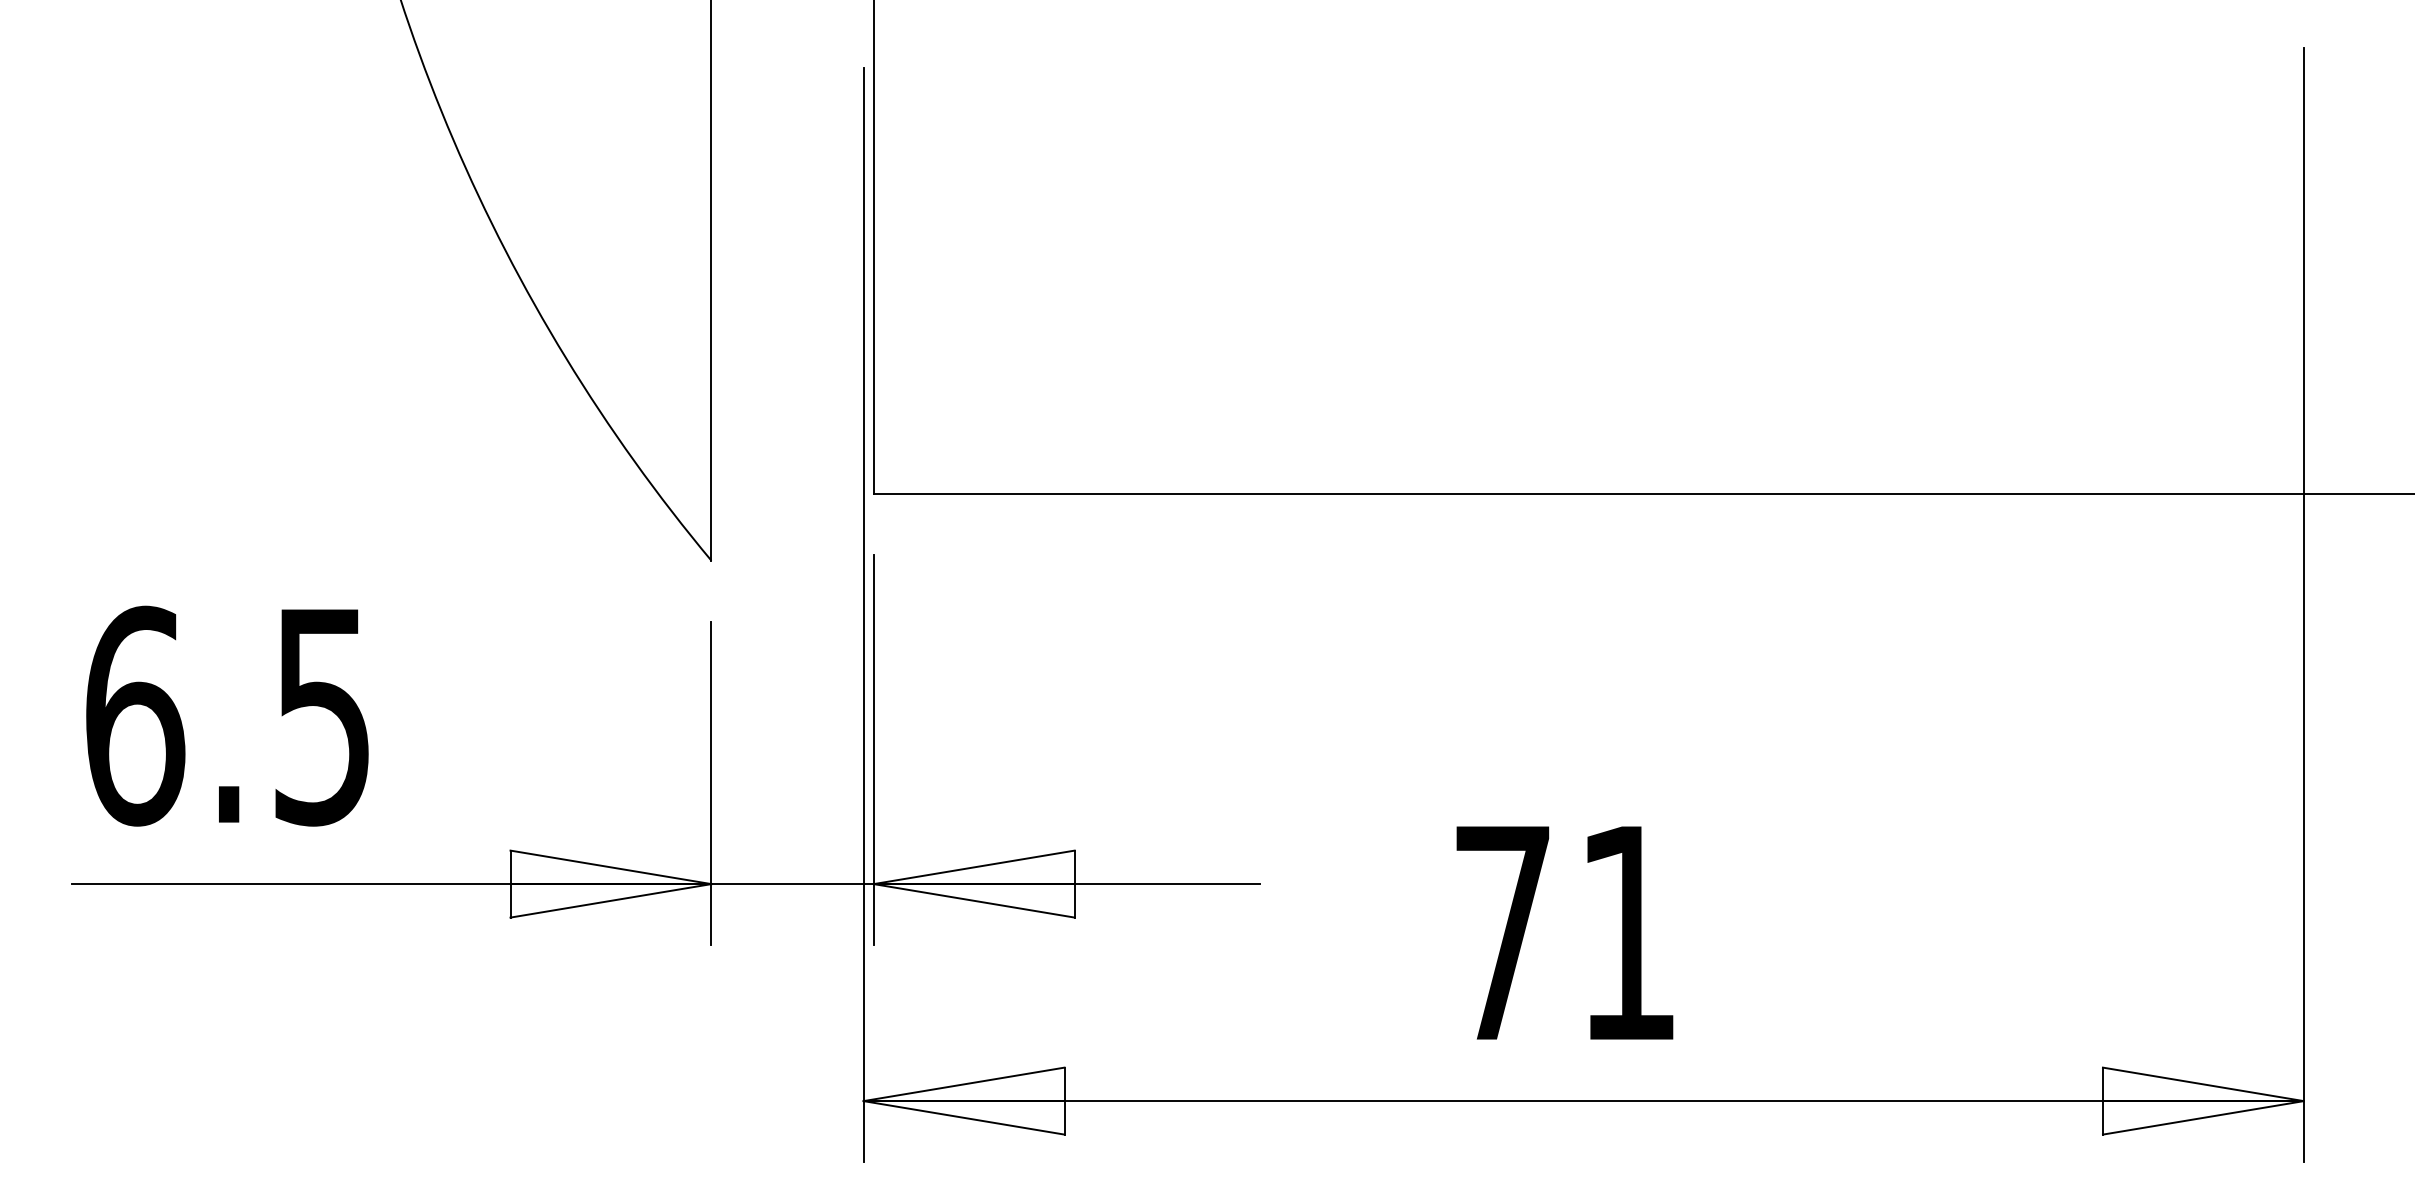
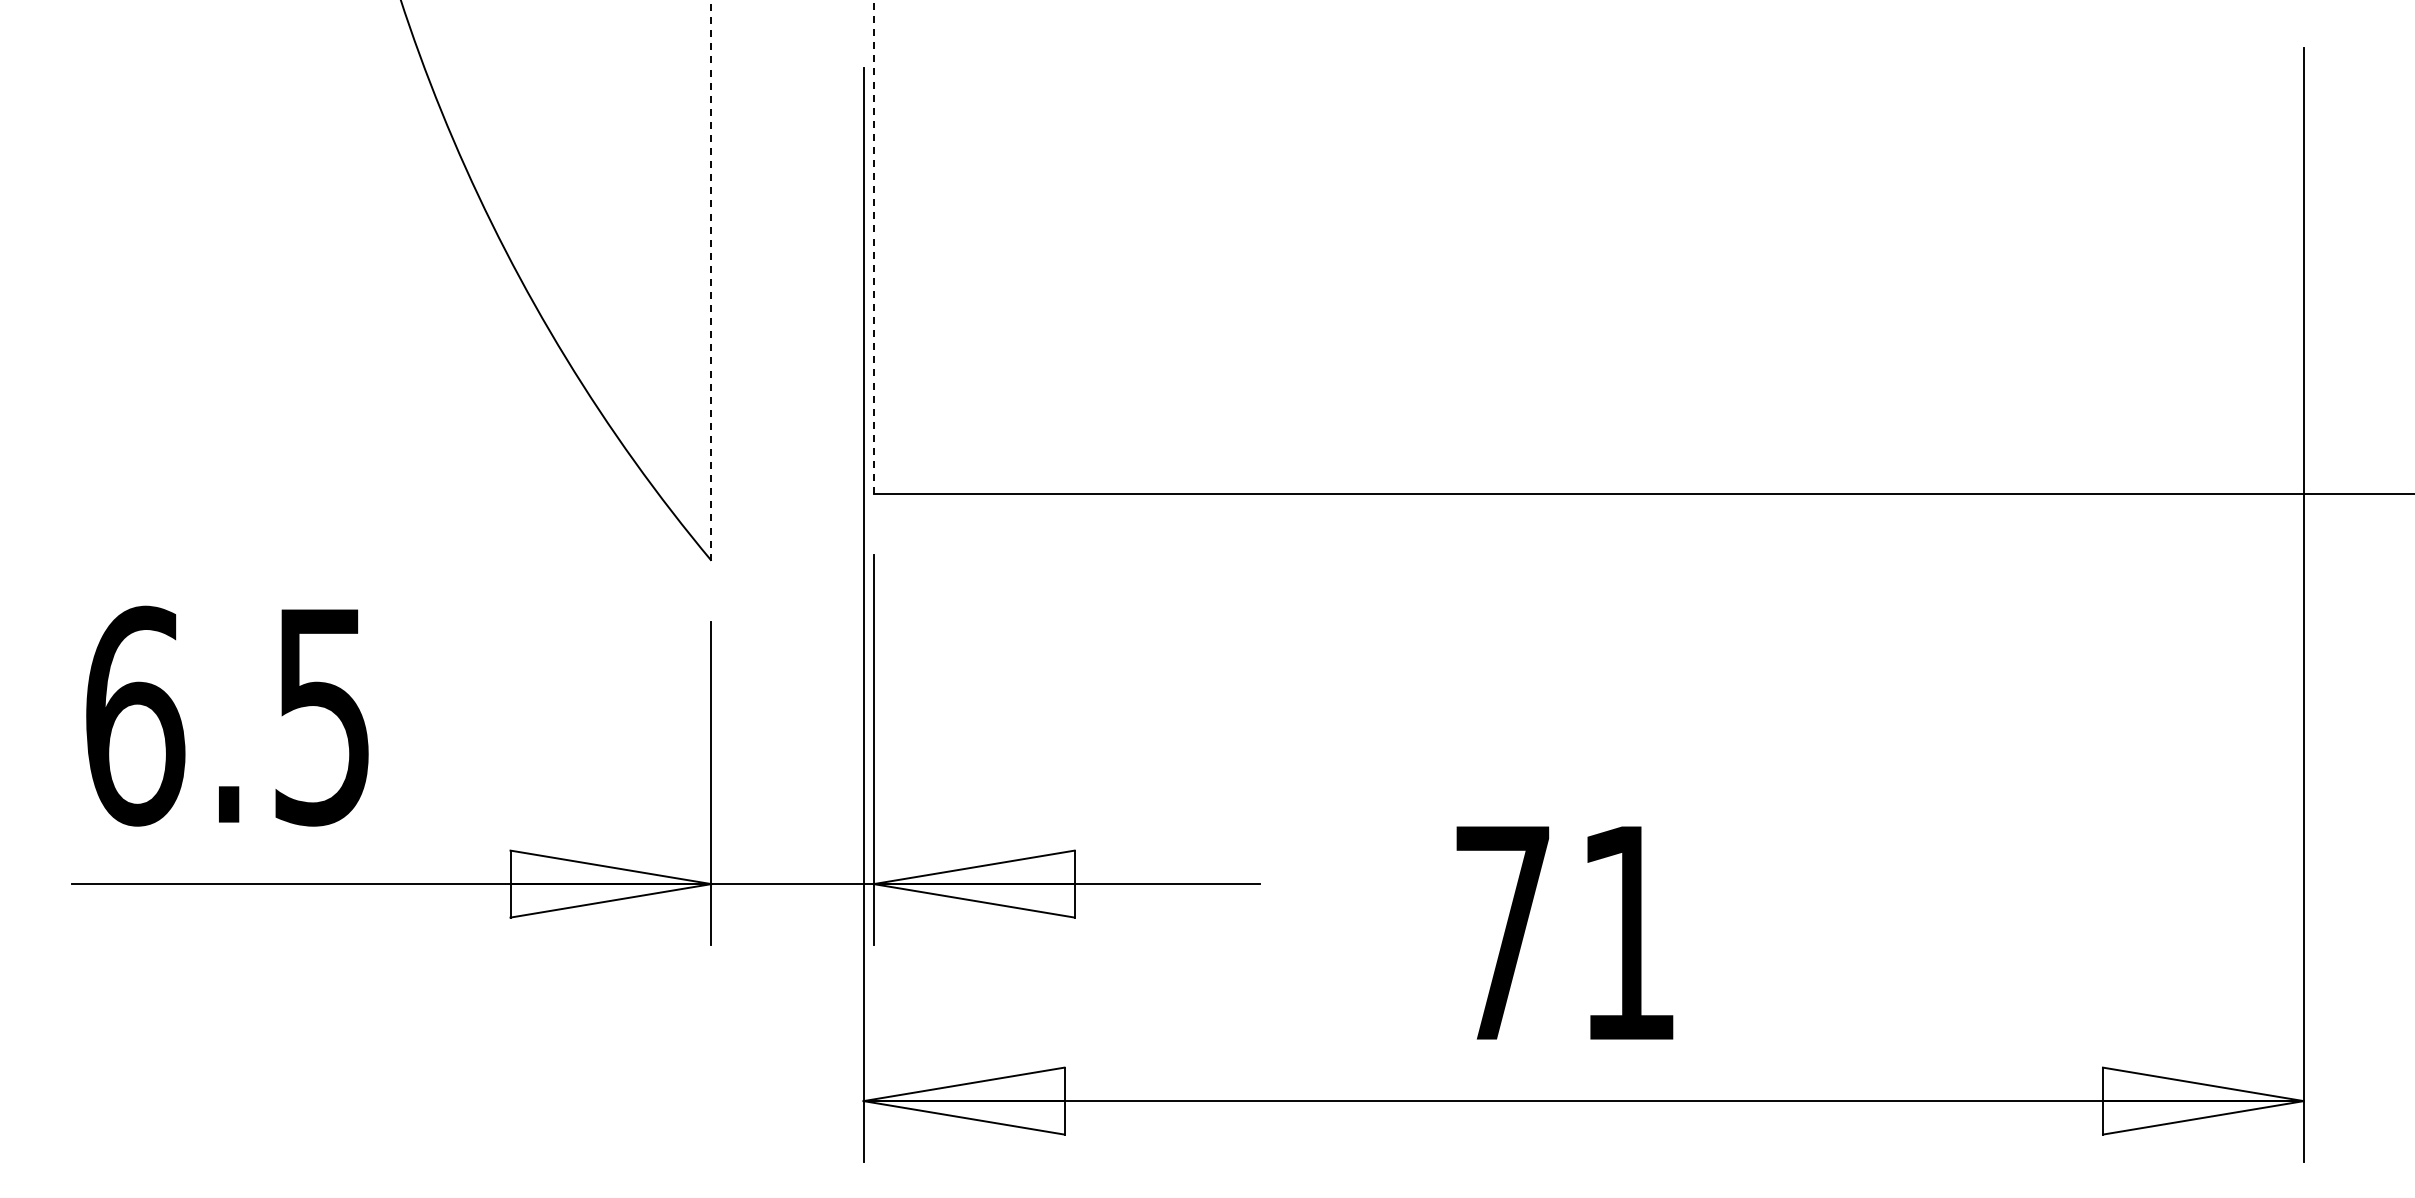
line: solid -> dashed (873, 246)
line: solid -> dashed (711, 280)
